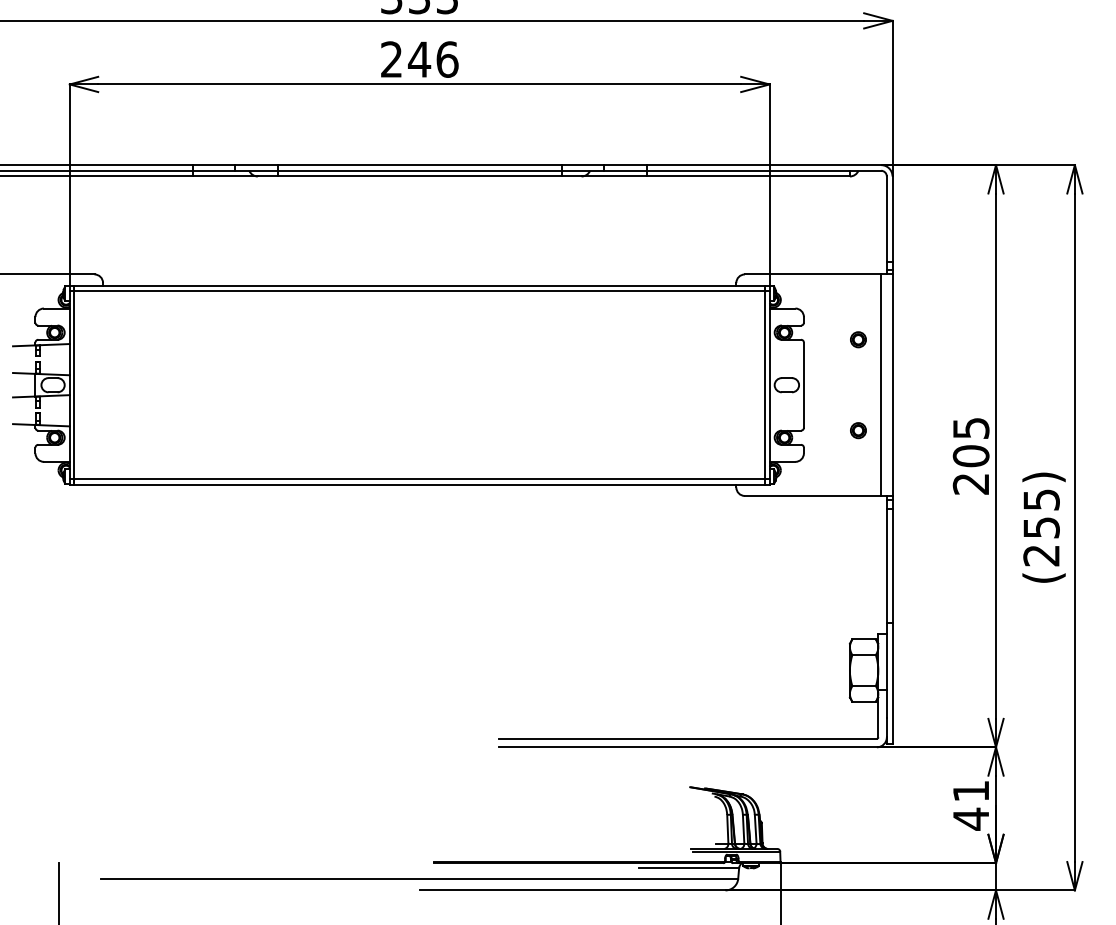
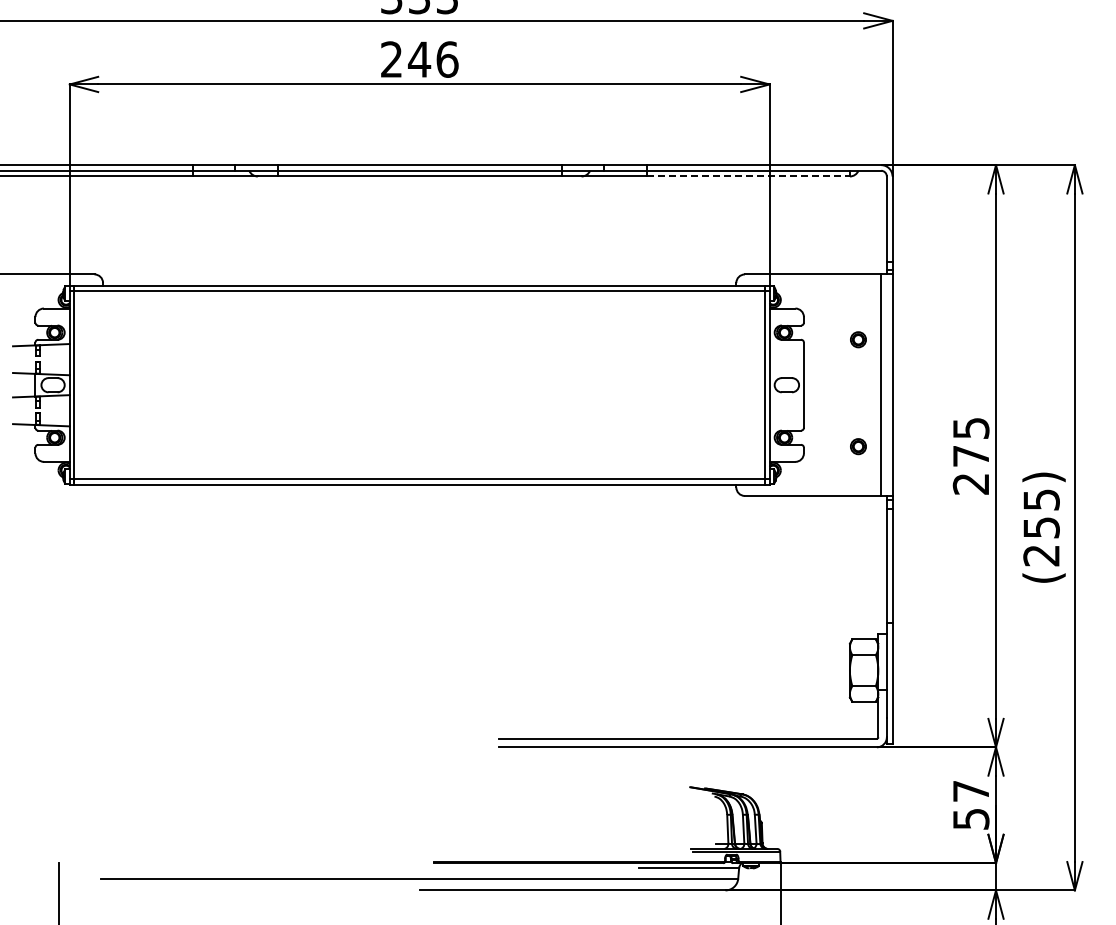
line: solid -> dashed (748, 176)
part position: (858, 430) -> (858, 446) (858, 446)
text: 205 -> 275 (970, 456)
text: 41 -> 57 (971, 805)
